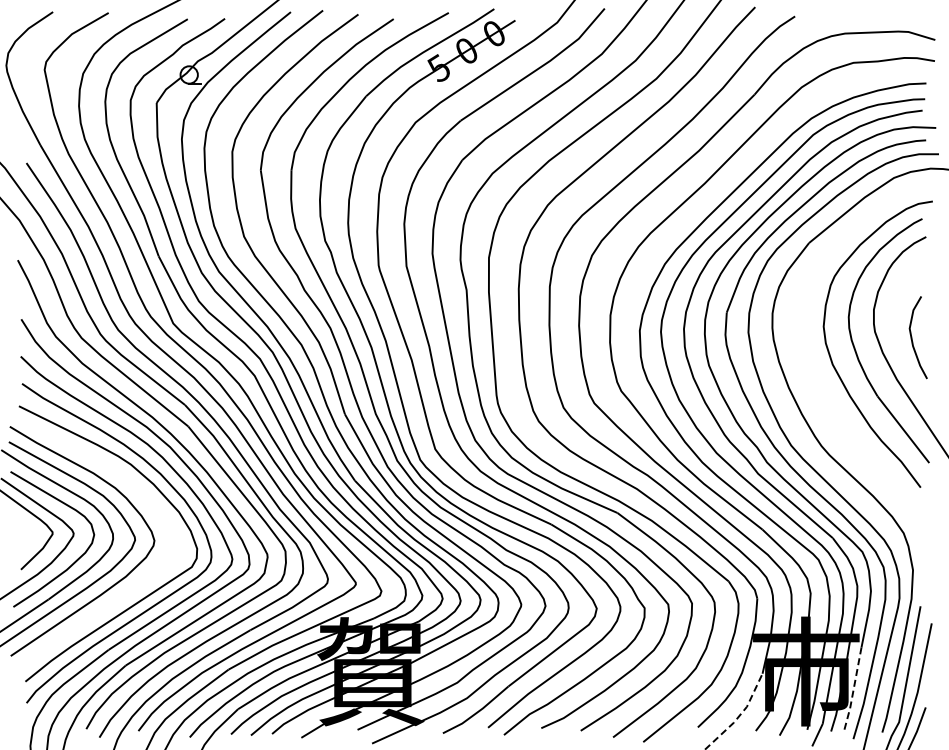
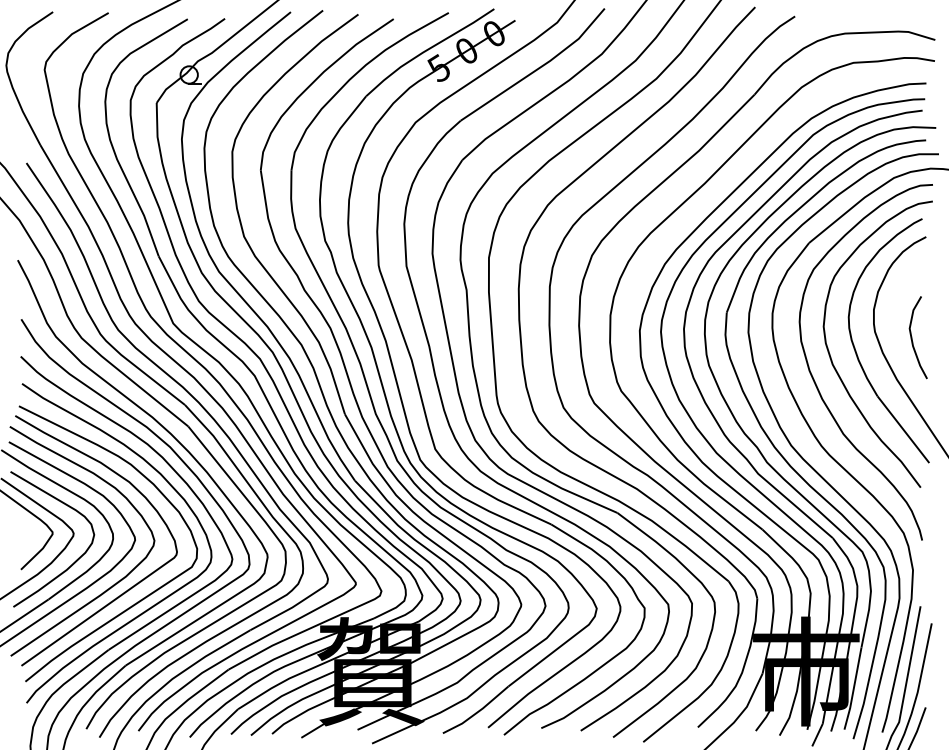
curve: none -> present (817, 385)
curve: none -> present (131, 586)
line: dashed -> solid (853, 689)
line: dashed -> solid (739, 715)
